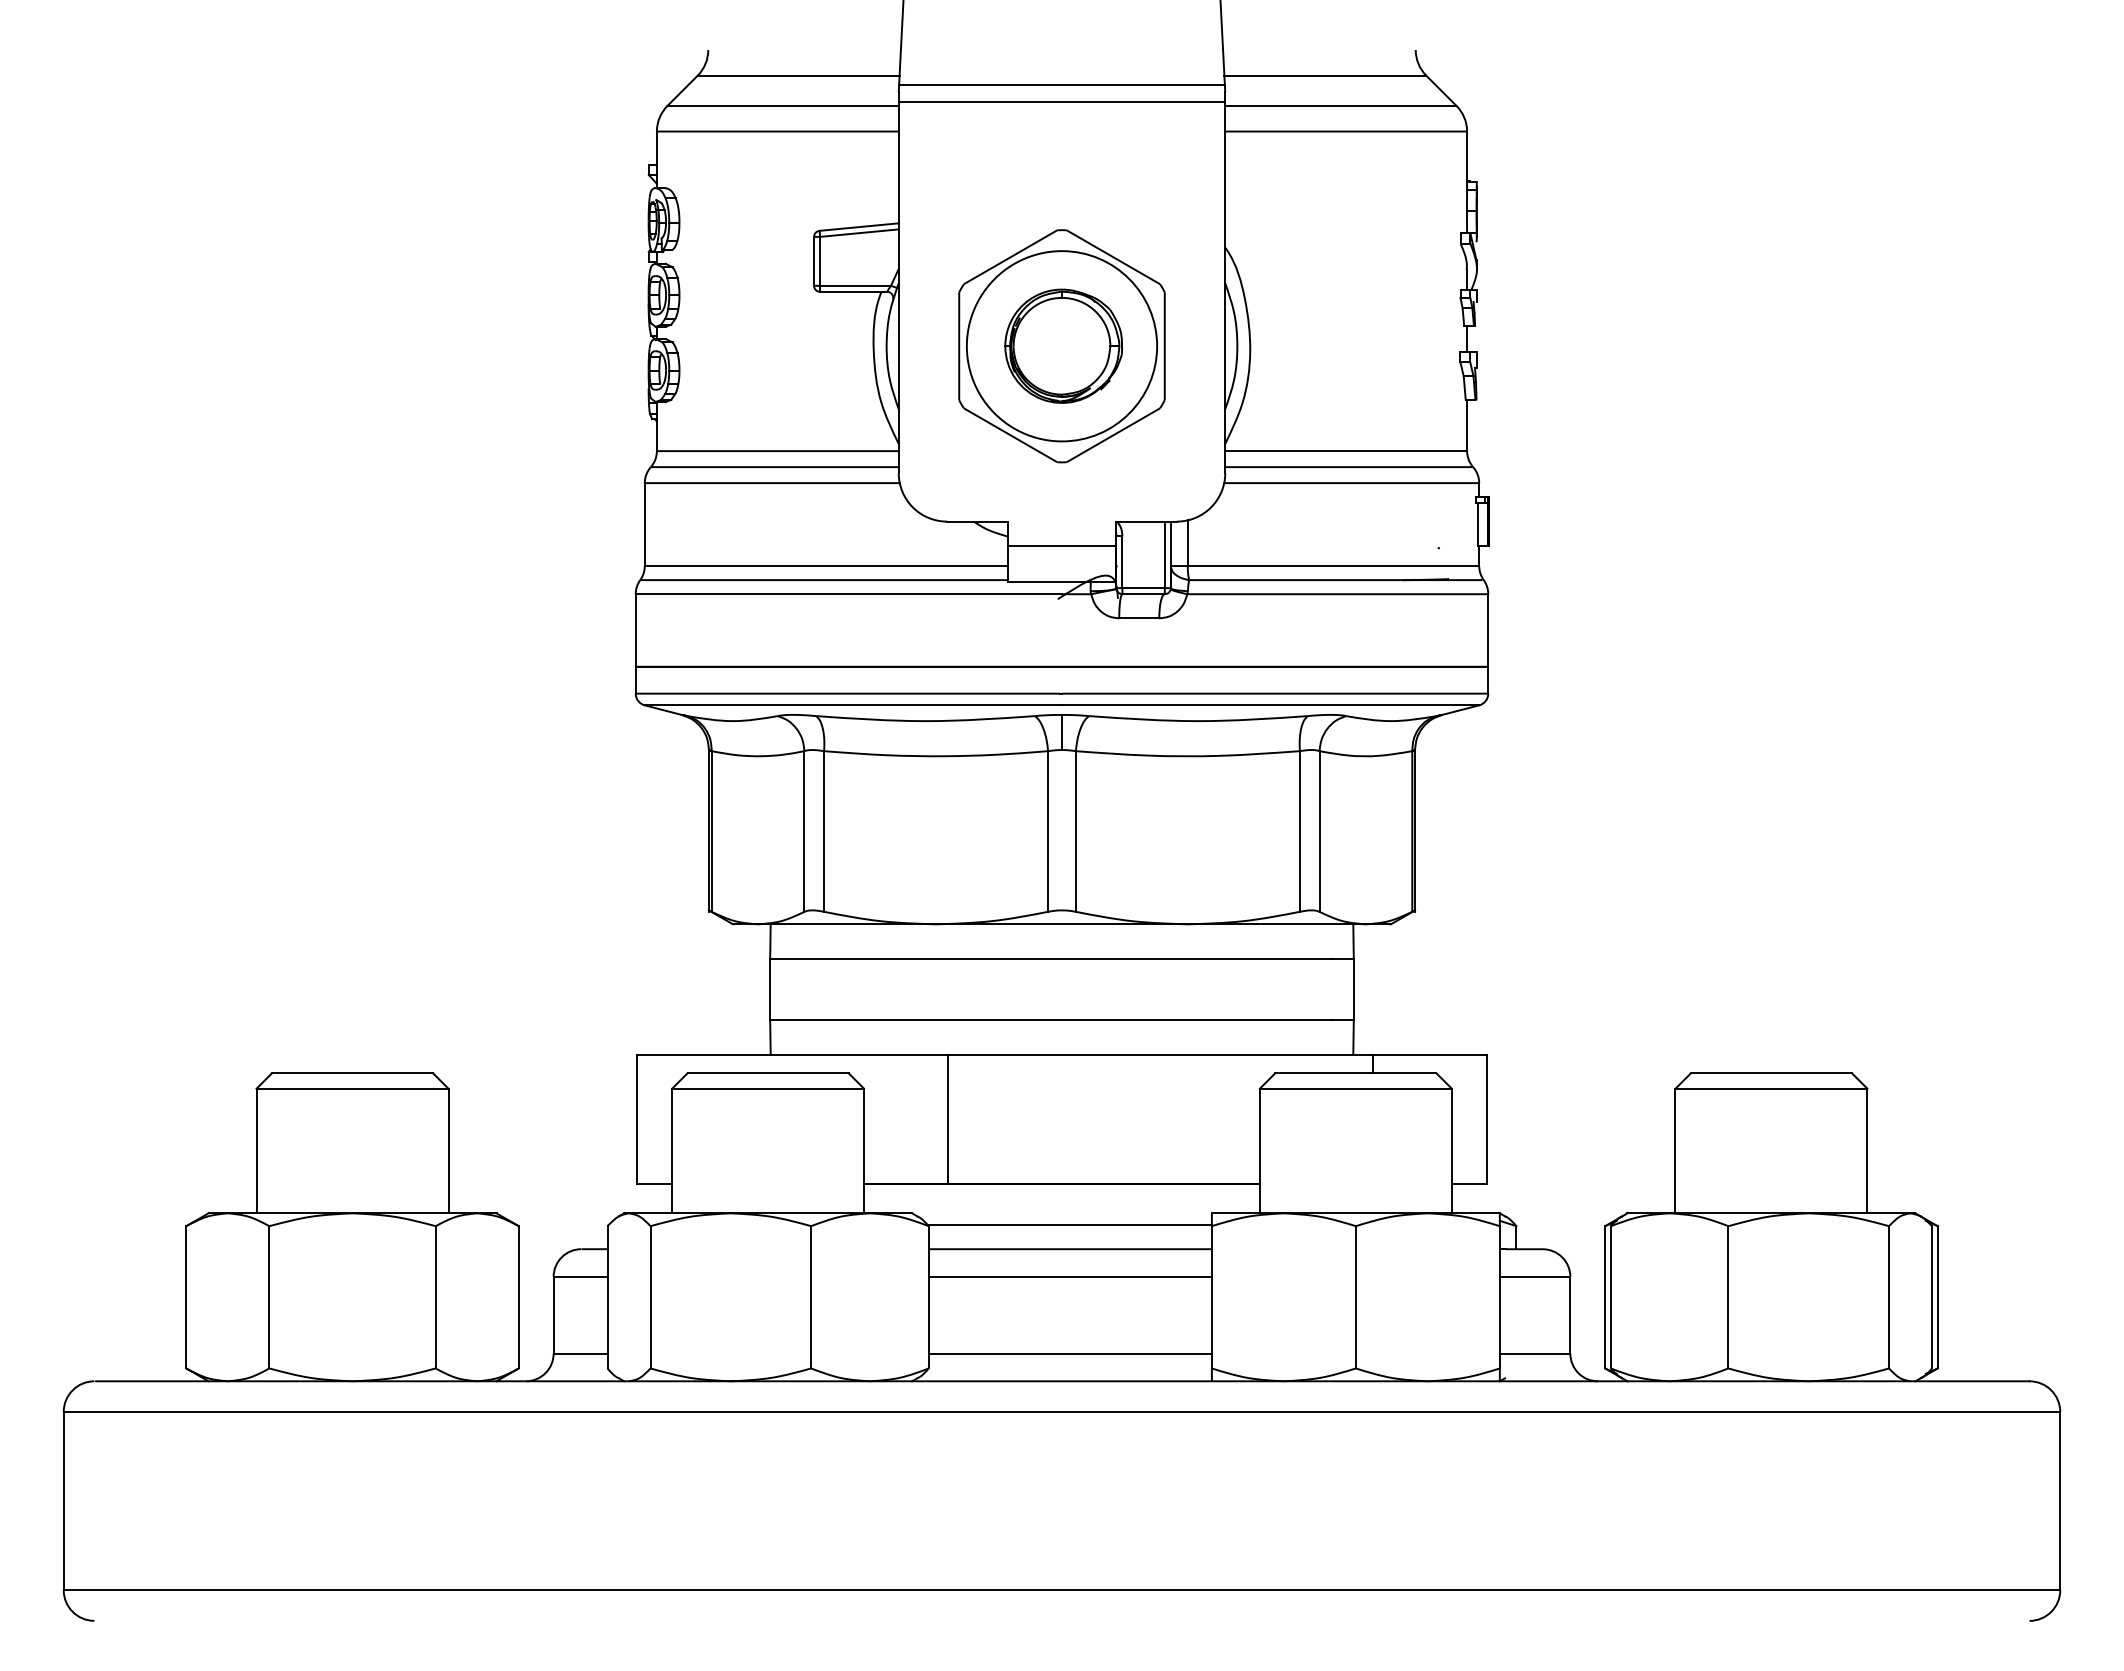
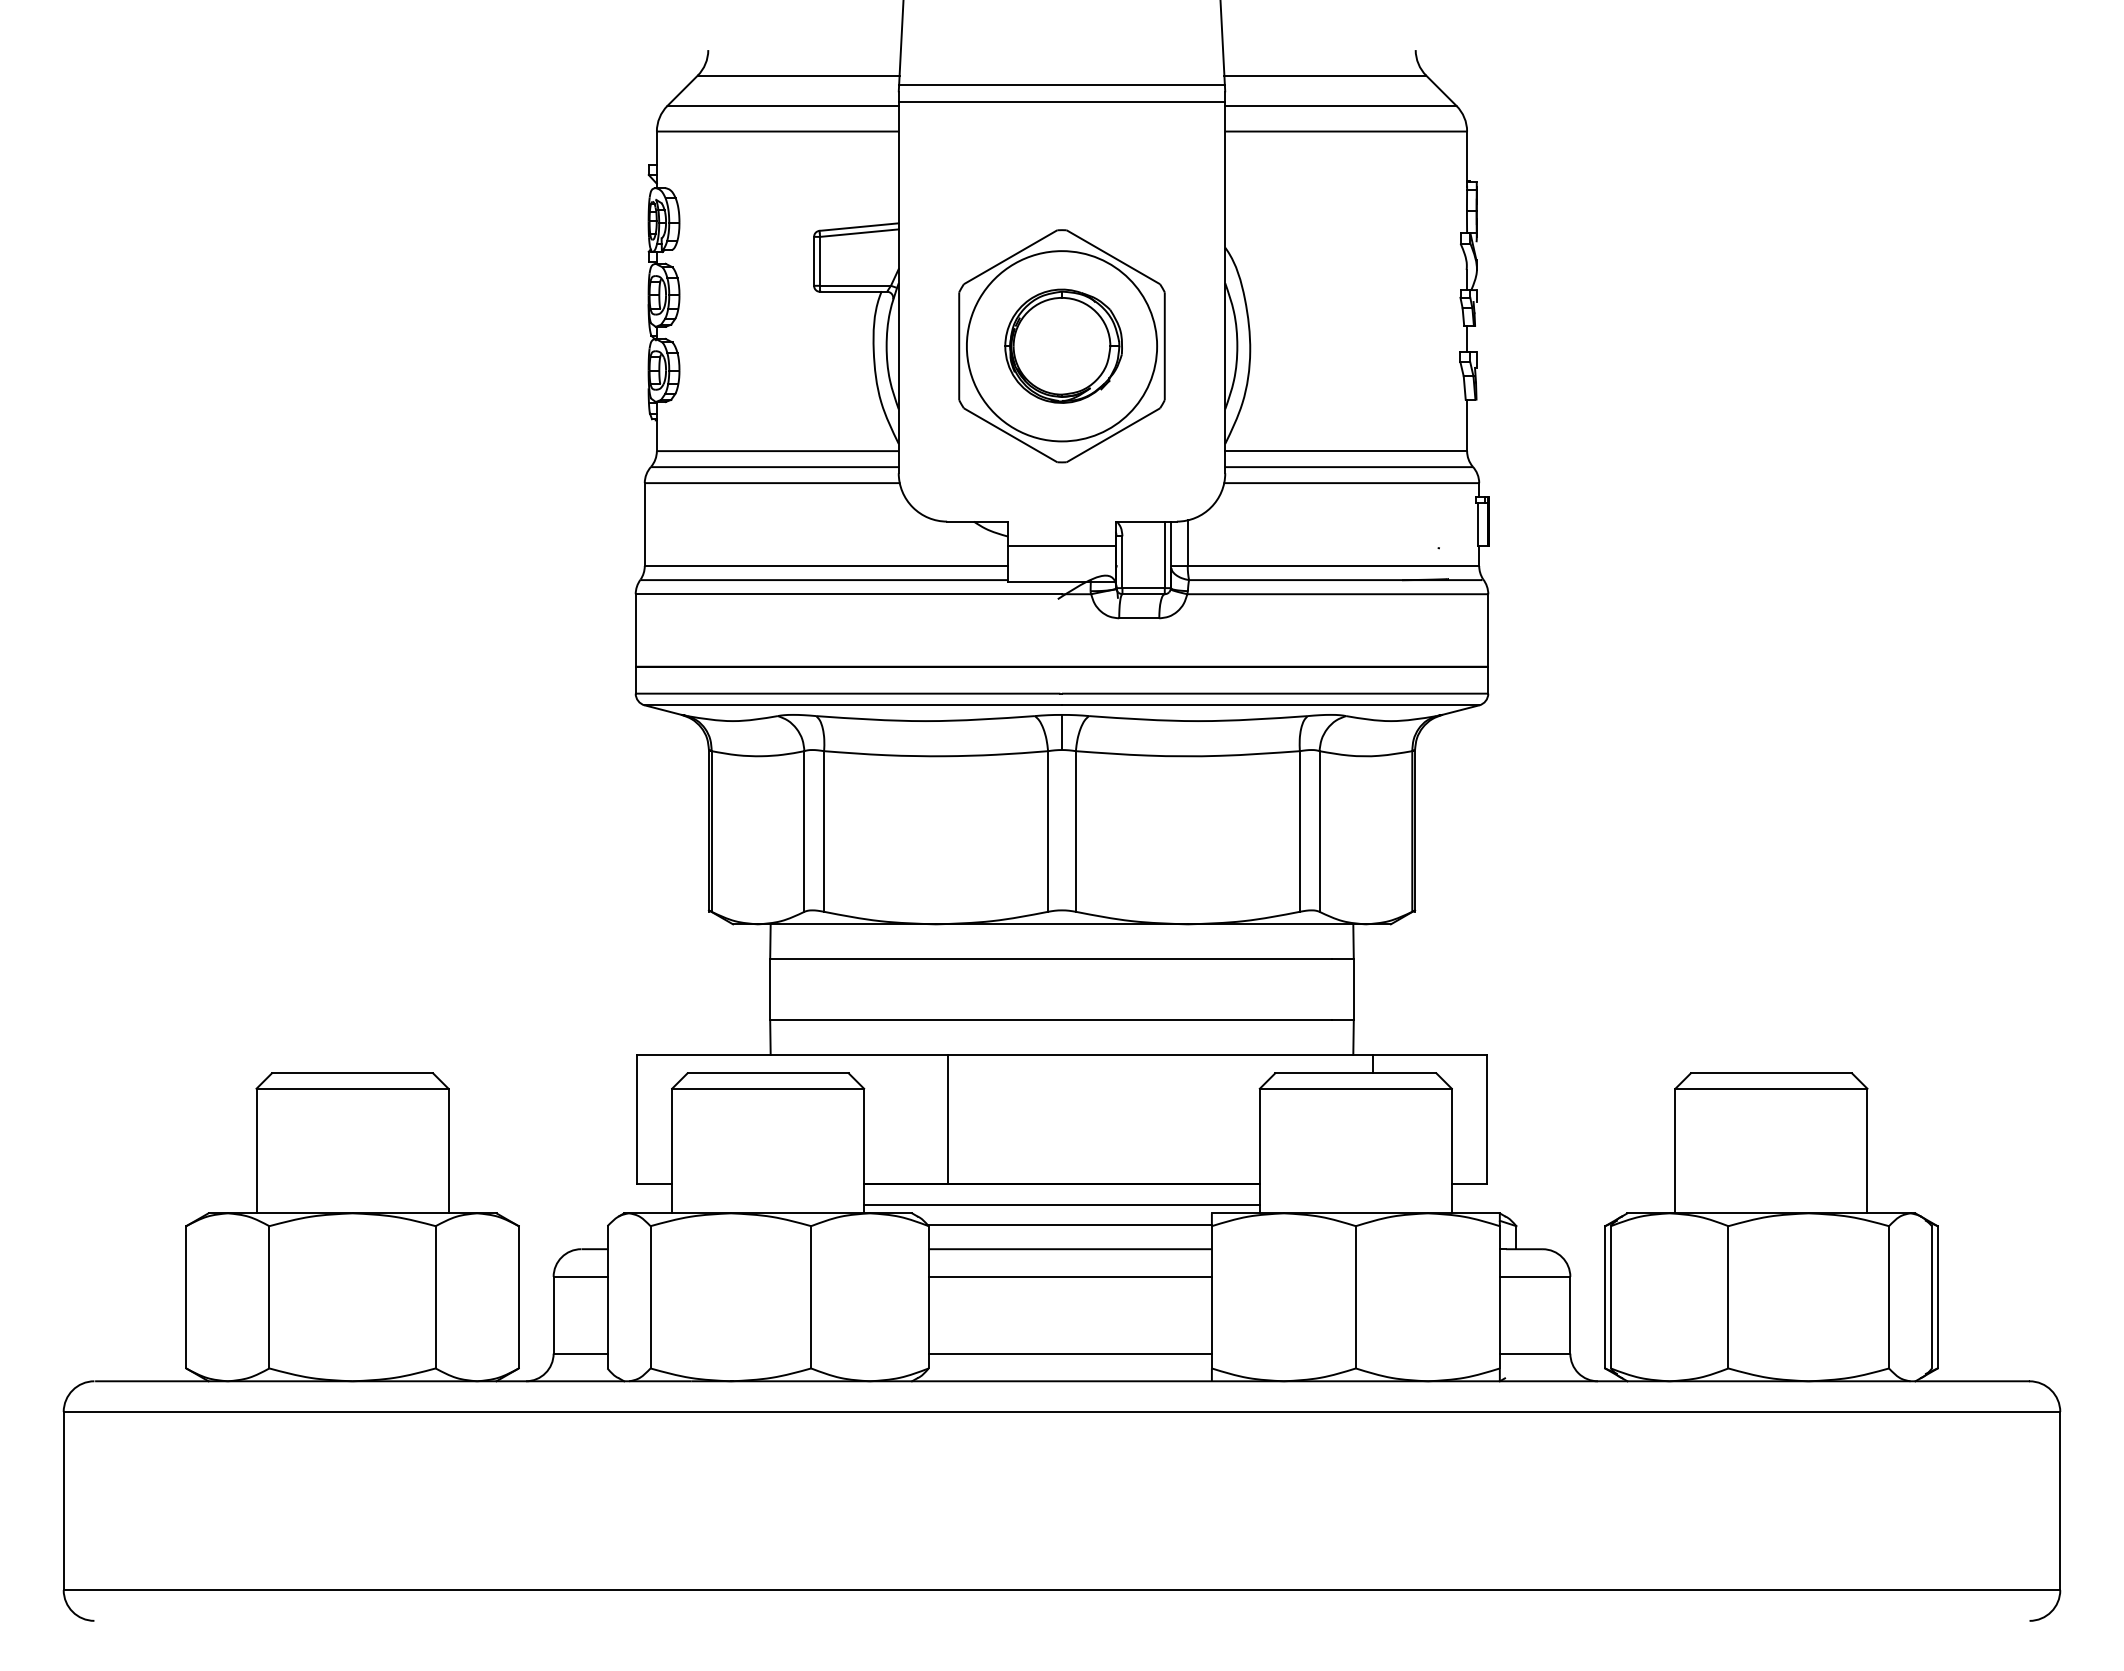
line: none -> present (1061, 1204)
